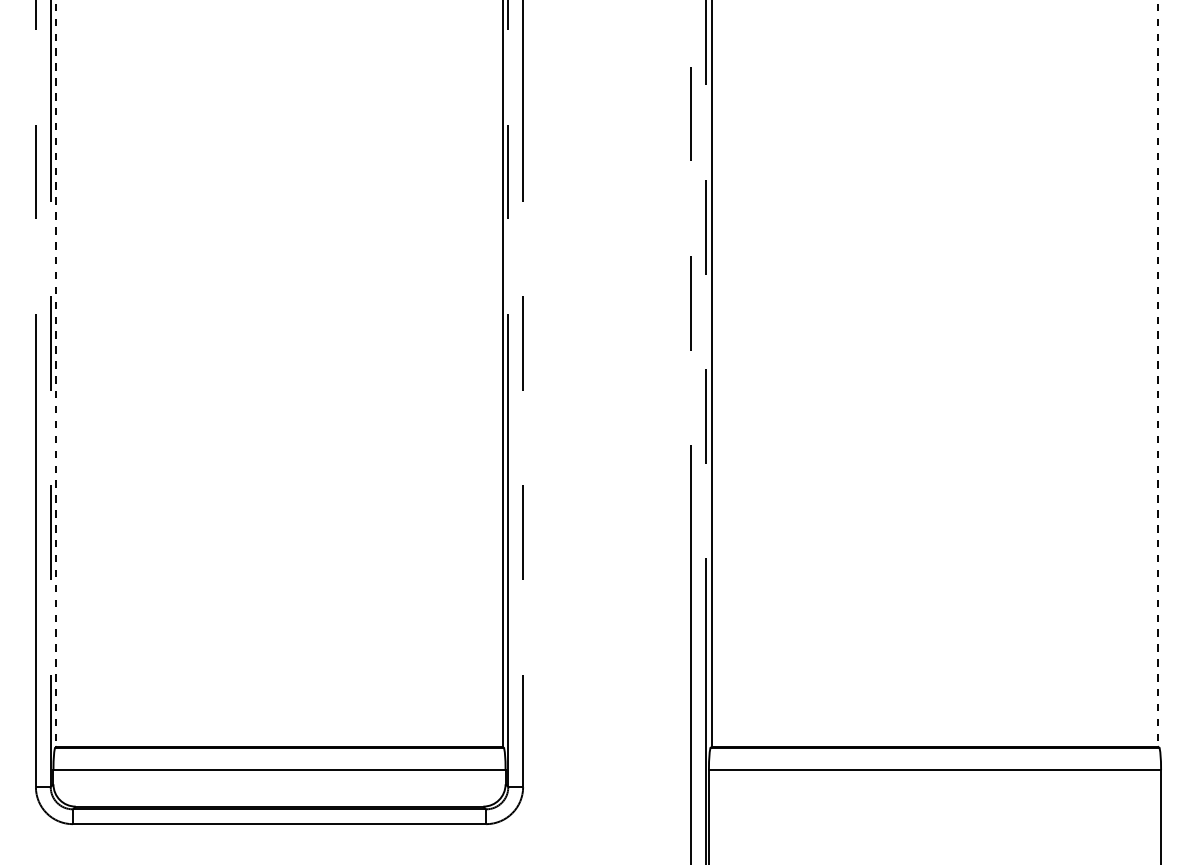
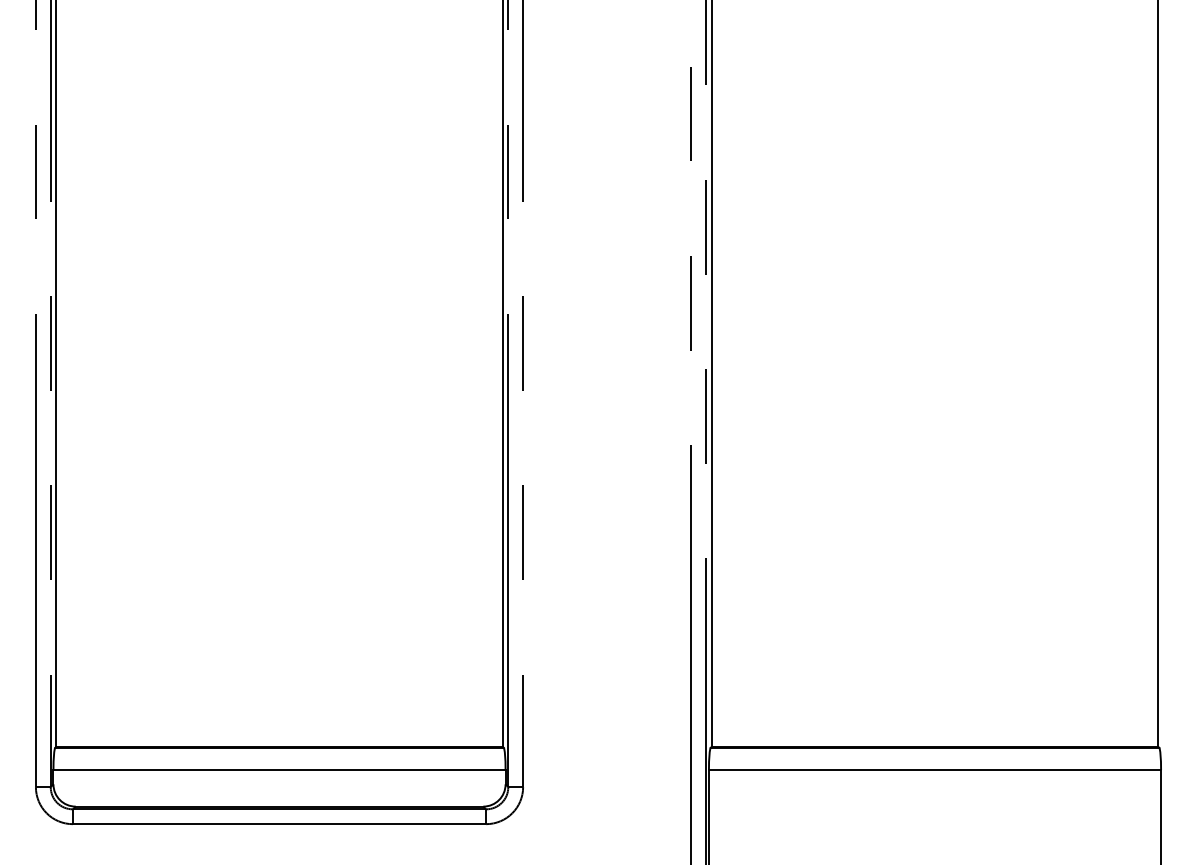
line: dashed -> solid (56, 374)
line: dashed -> solid (1158, 374)
